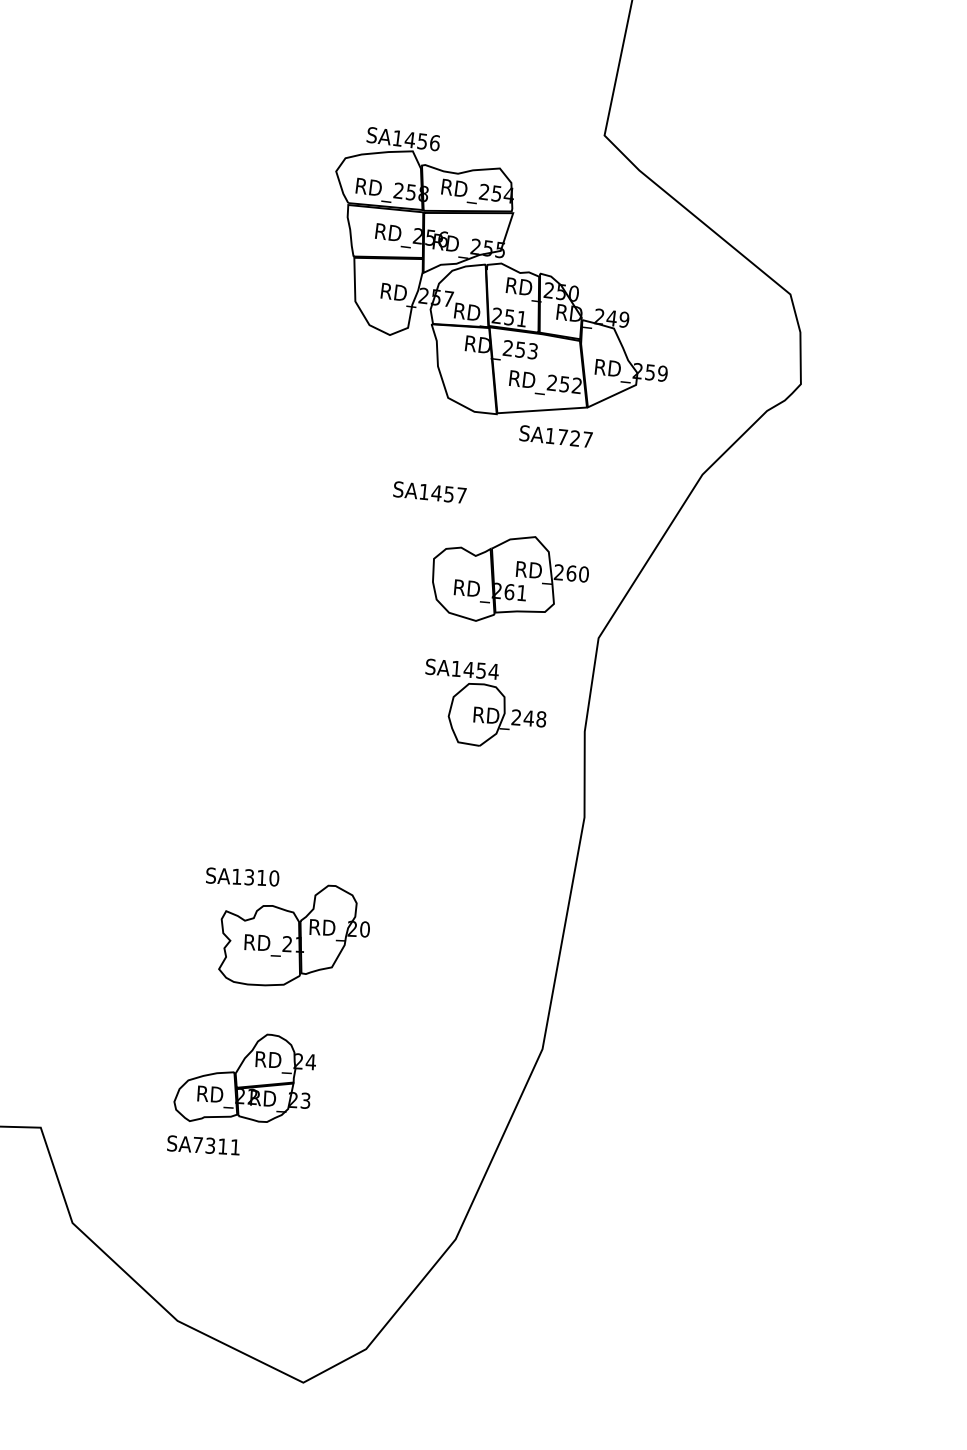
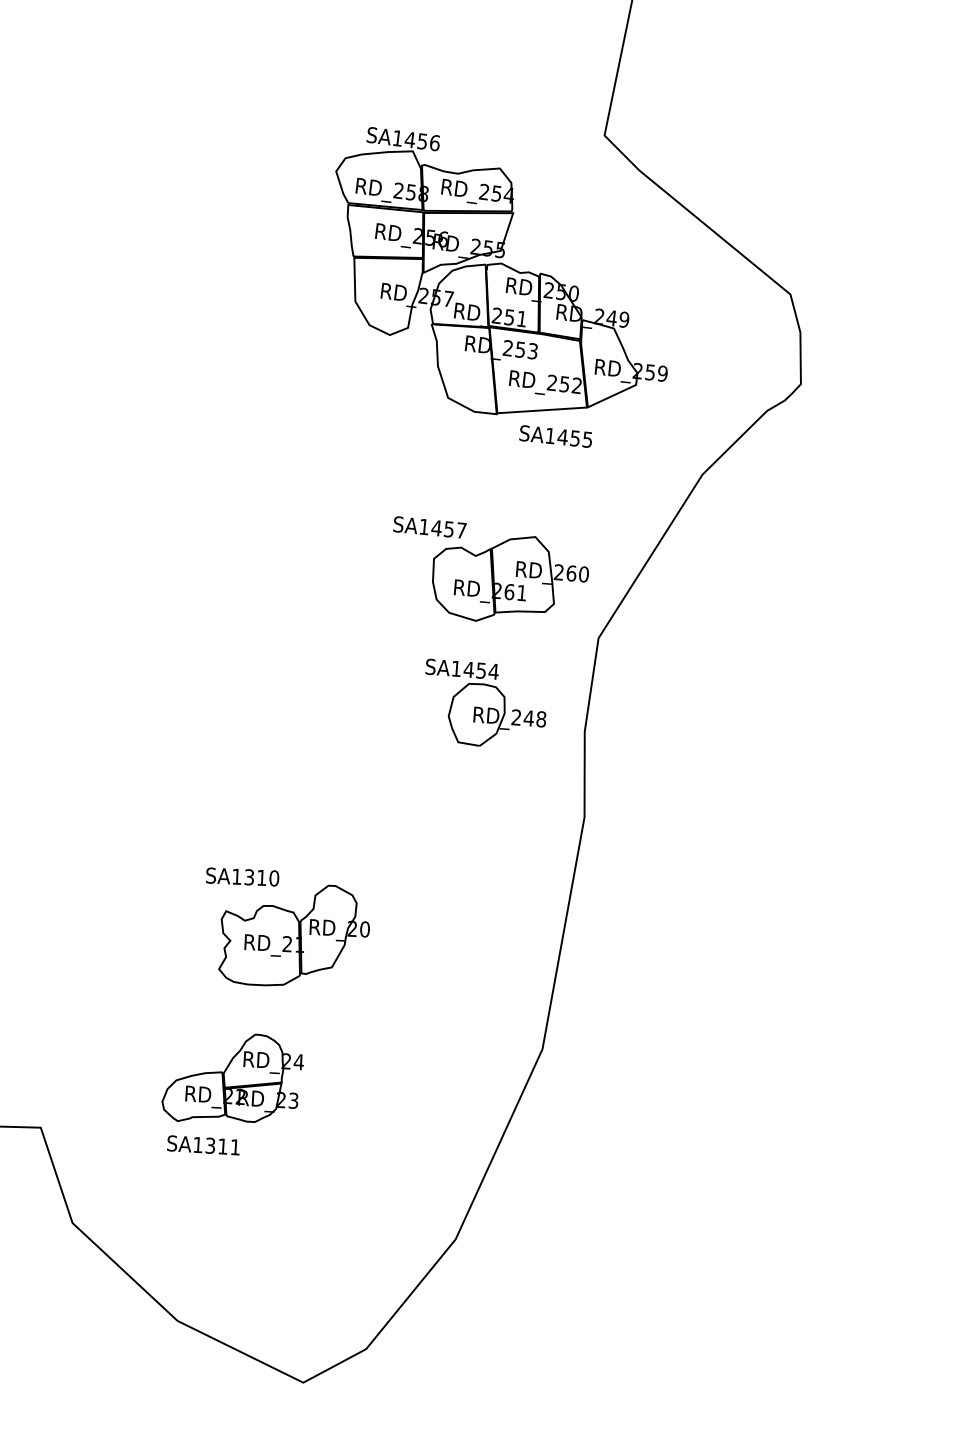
text: SA1727 -> SA1455 (574, 438)
text position: (429, 492) -> (429, 527) (429, 527)
part position: (244, 1077) -> (232, 1077) (232, 1077)
text: SA7311 -> SA1311 (197, 1144)
